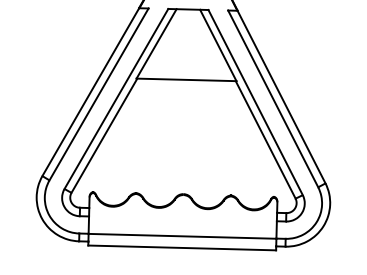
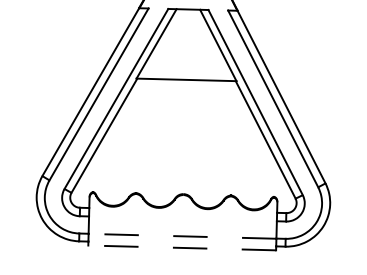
line: solid -> dashed (182, 236)
line: solid -> dashed (182, 247)
